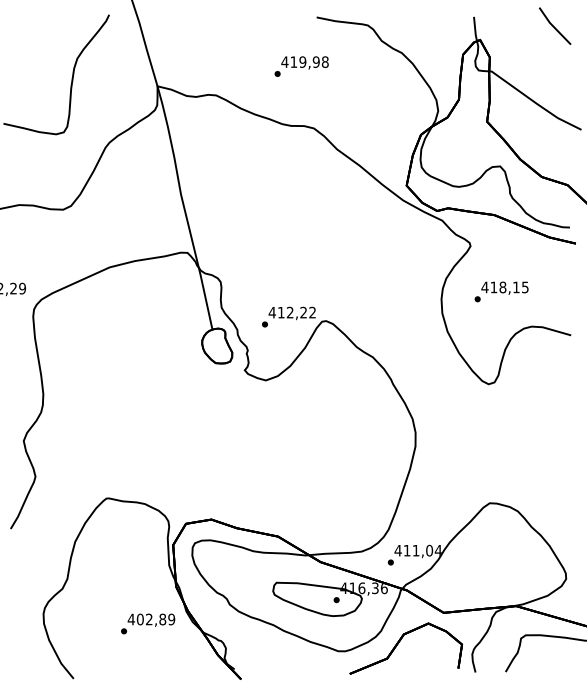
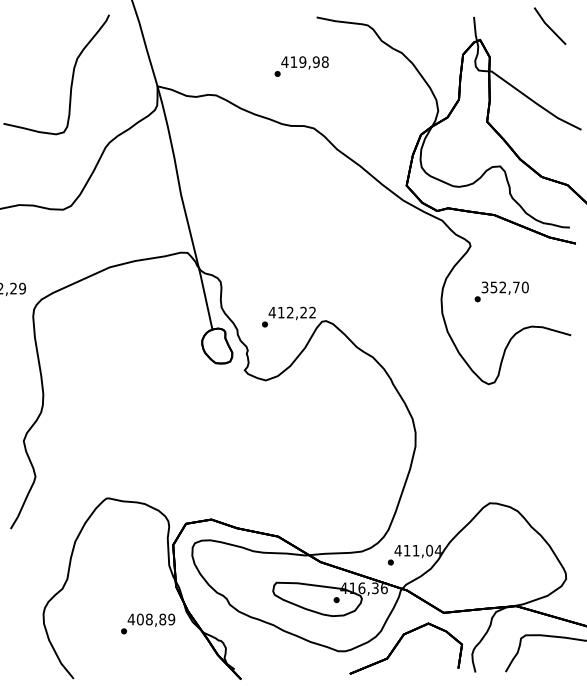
part position: (554, 25) -> (549, 25) (549, 25)
text: 418,15 -> 352,70 (504, 287)
text: 402,89 -> 408,89 (148, 619)
